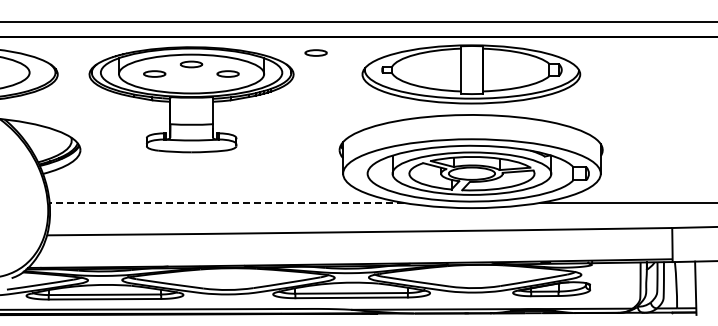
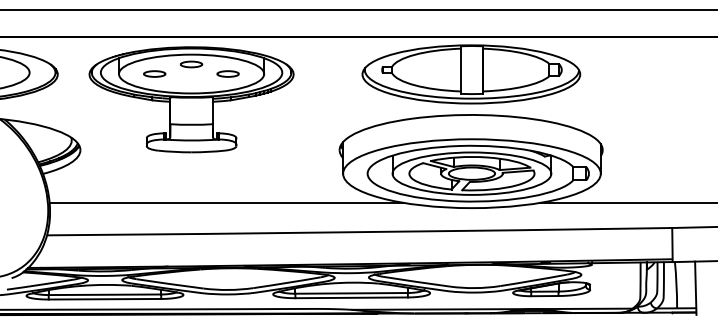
line position: (358, 21) -> (358, 9) (358, 9)
part: present -> none (315, 52)
line: dashed -> solid (226, 202)
